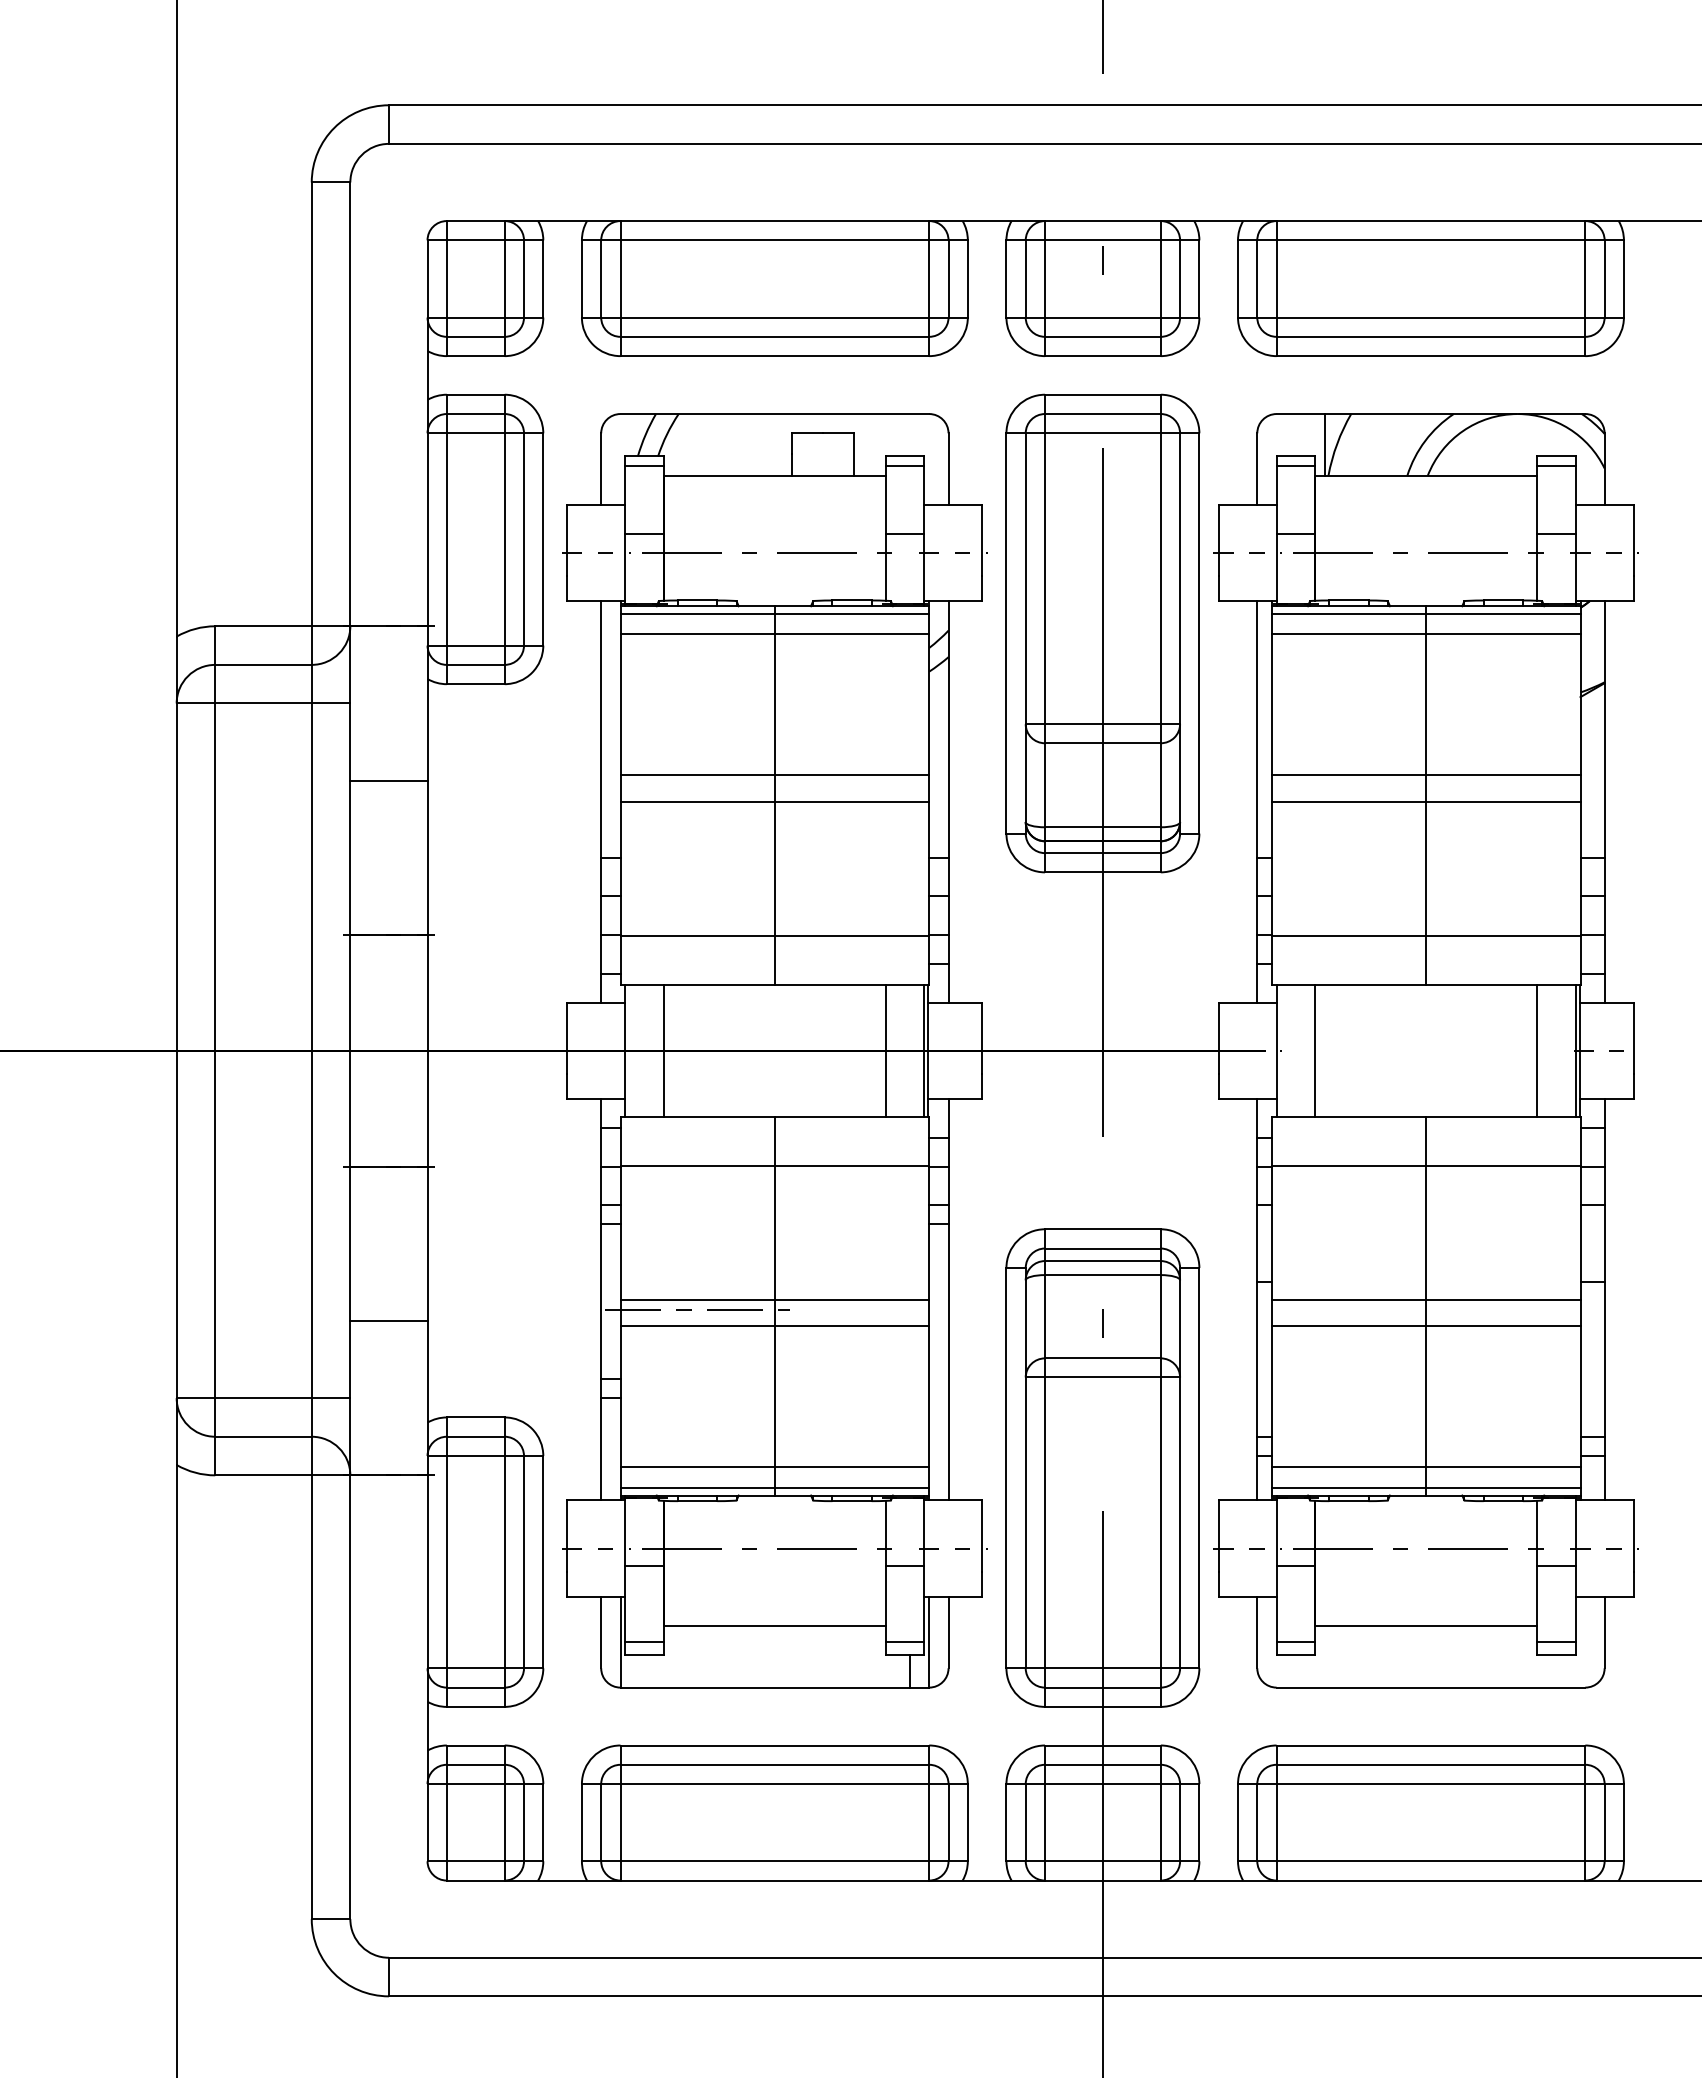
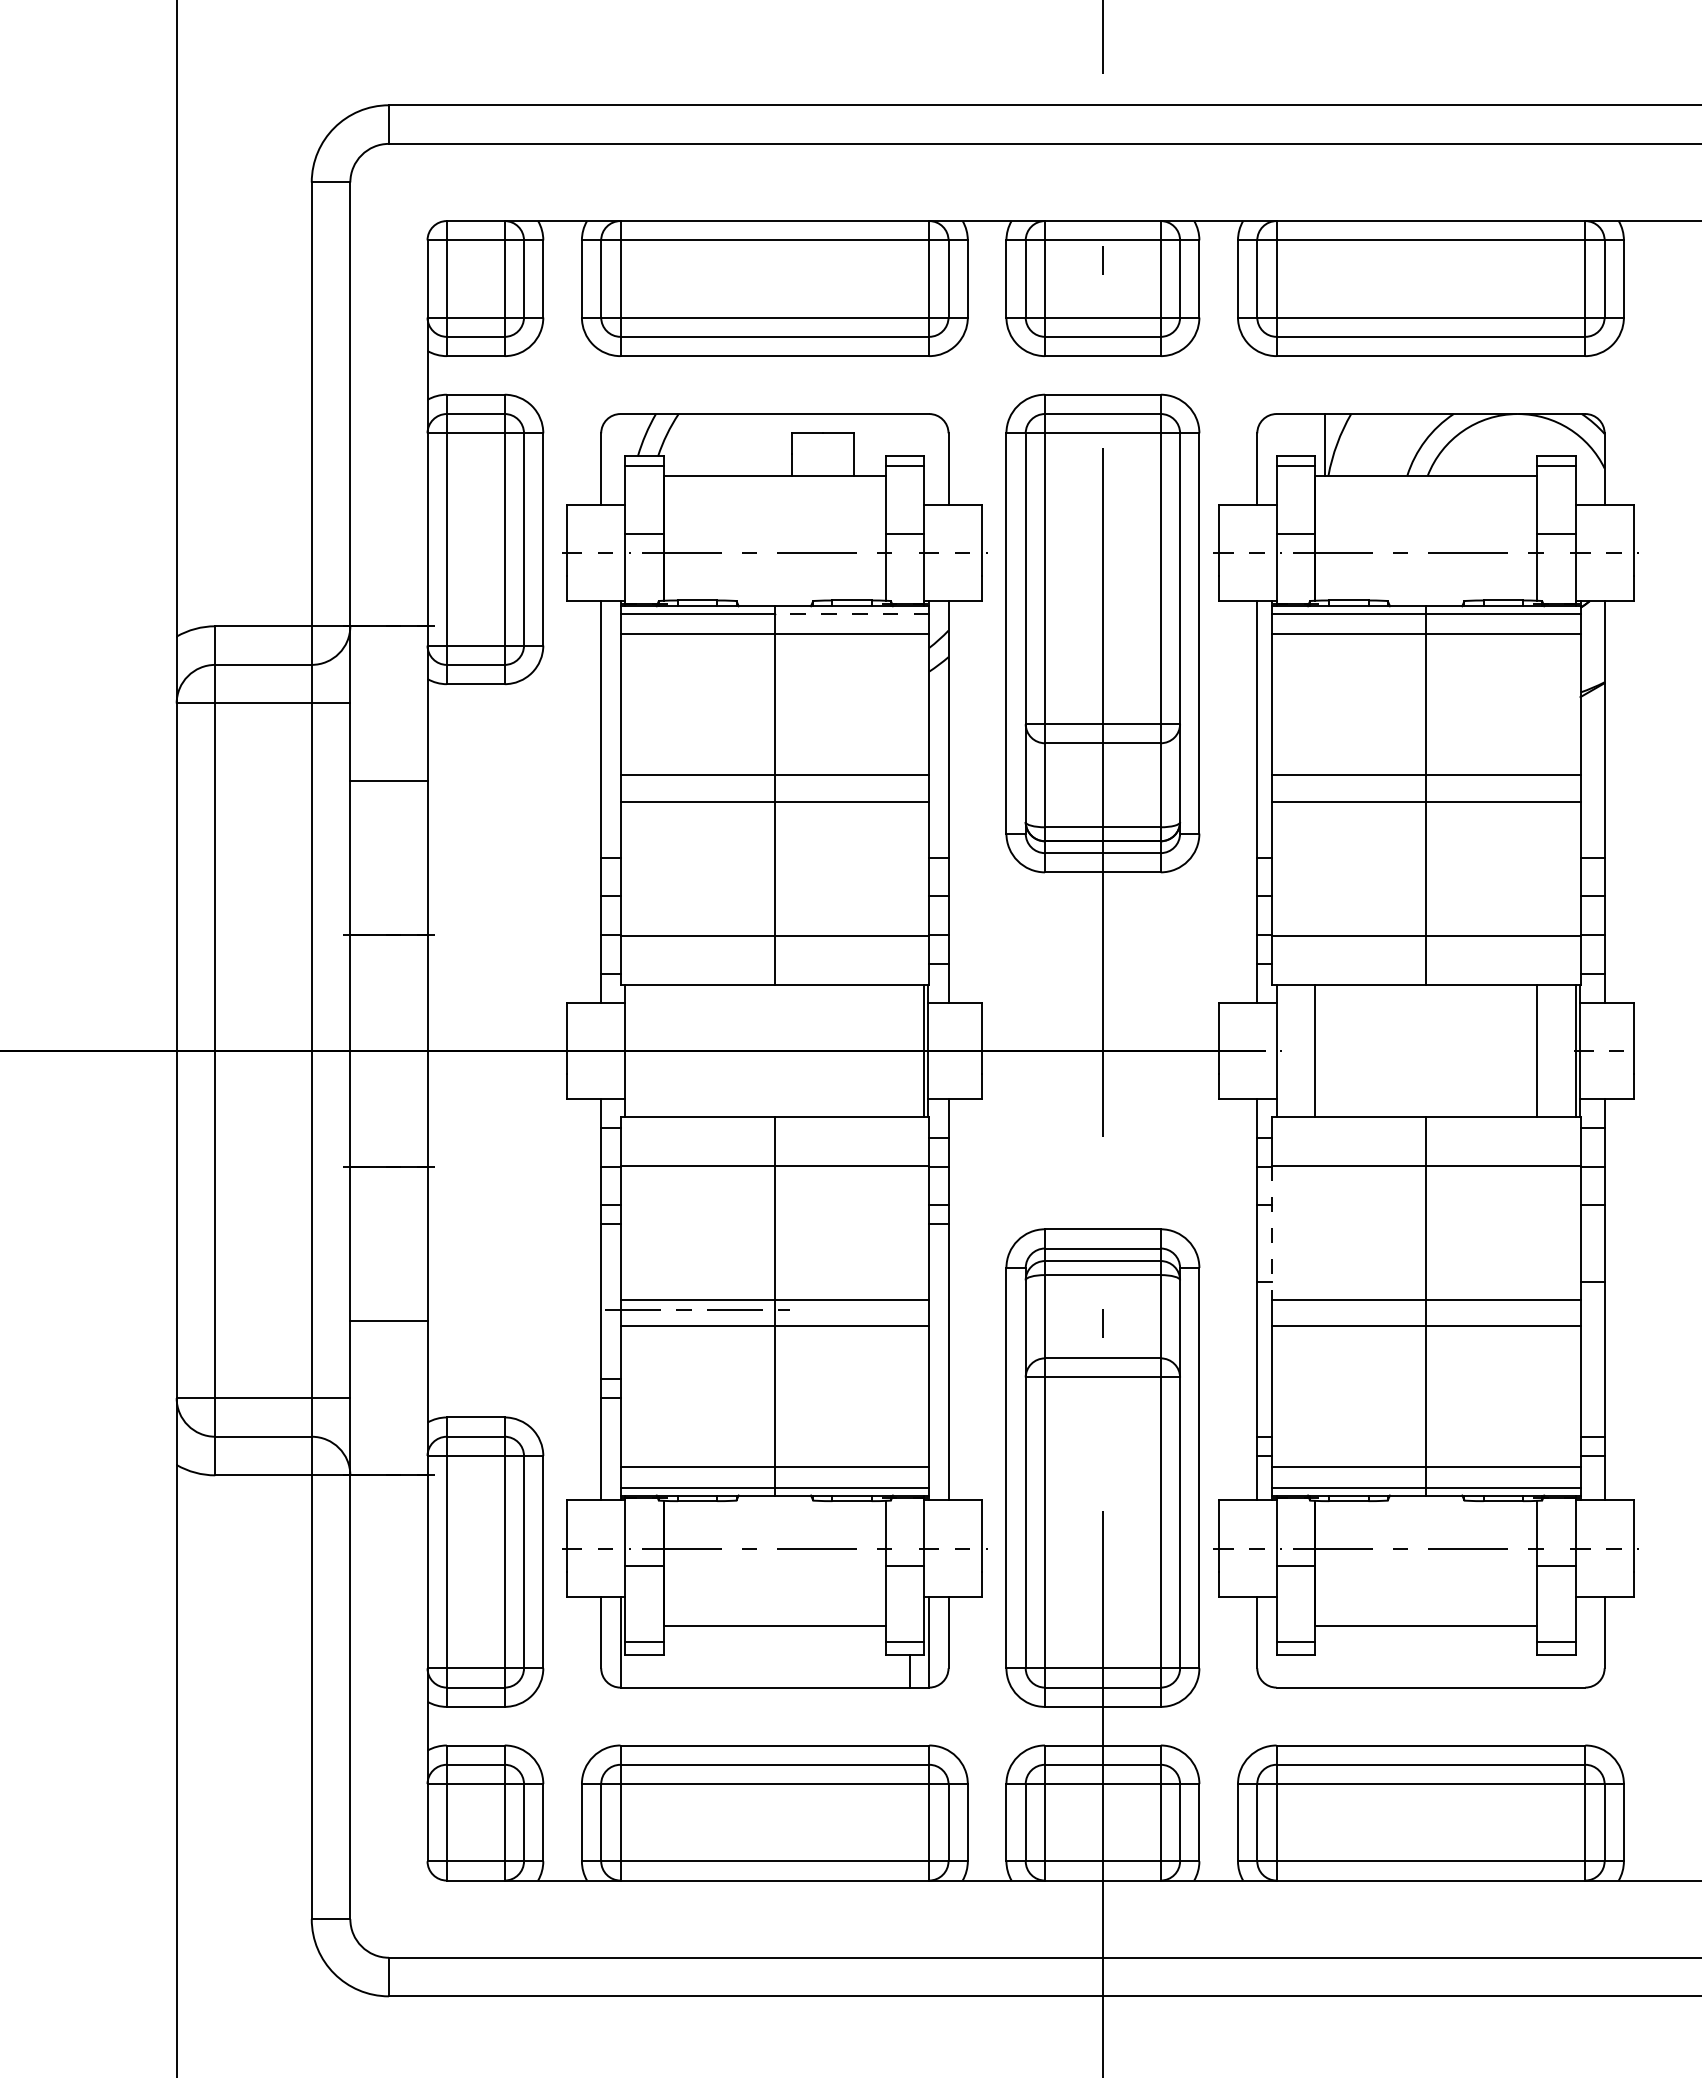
line: solid -> dashed (851, 614)
line: present -> none (663, 1050)
line: present -> none (885, 1050)
line: solid -> dashed (1271, 1232)
